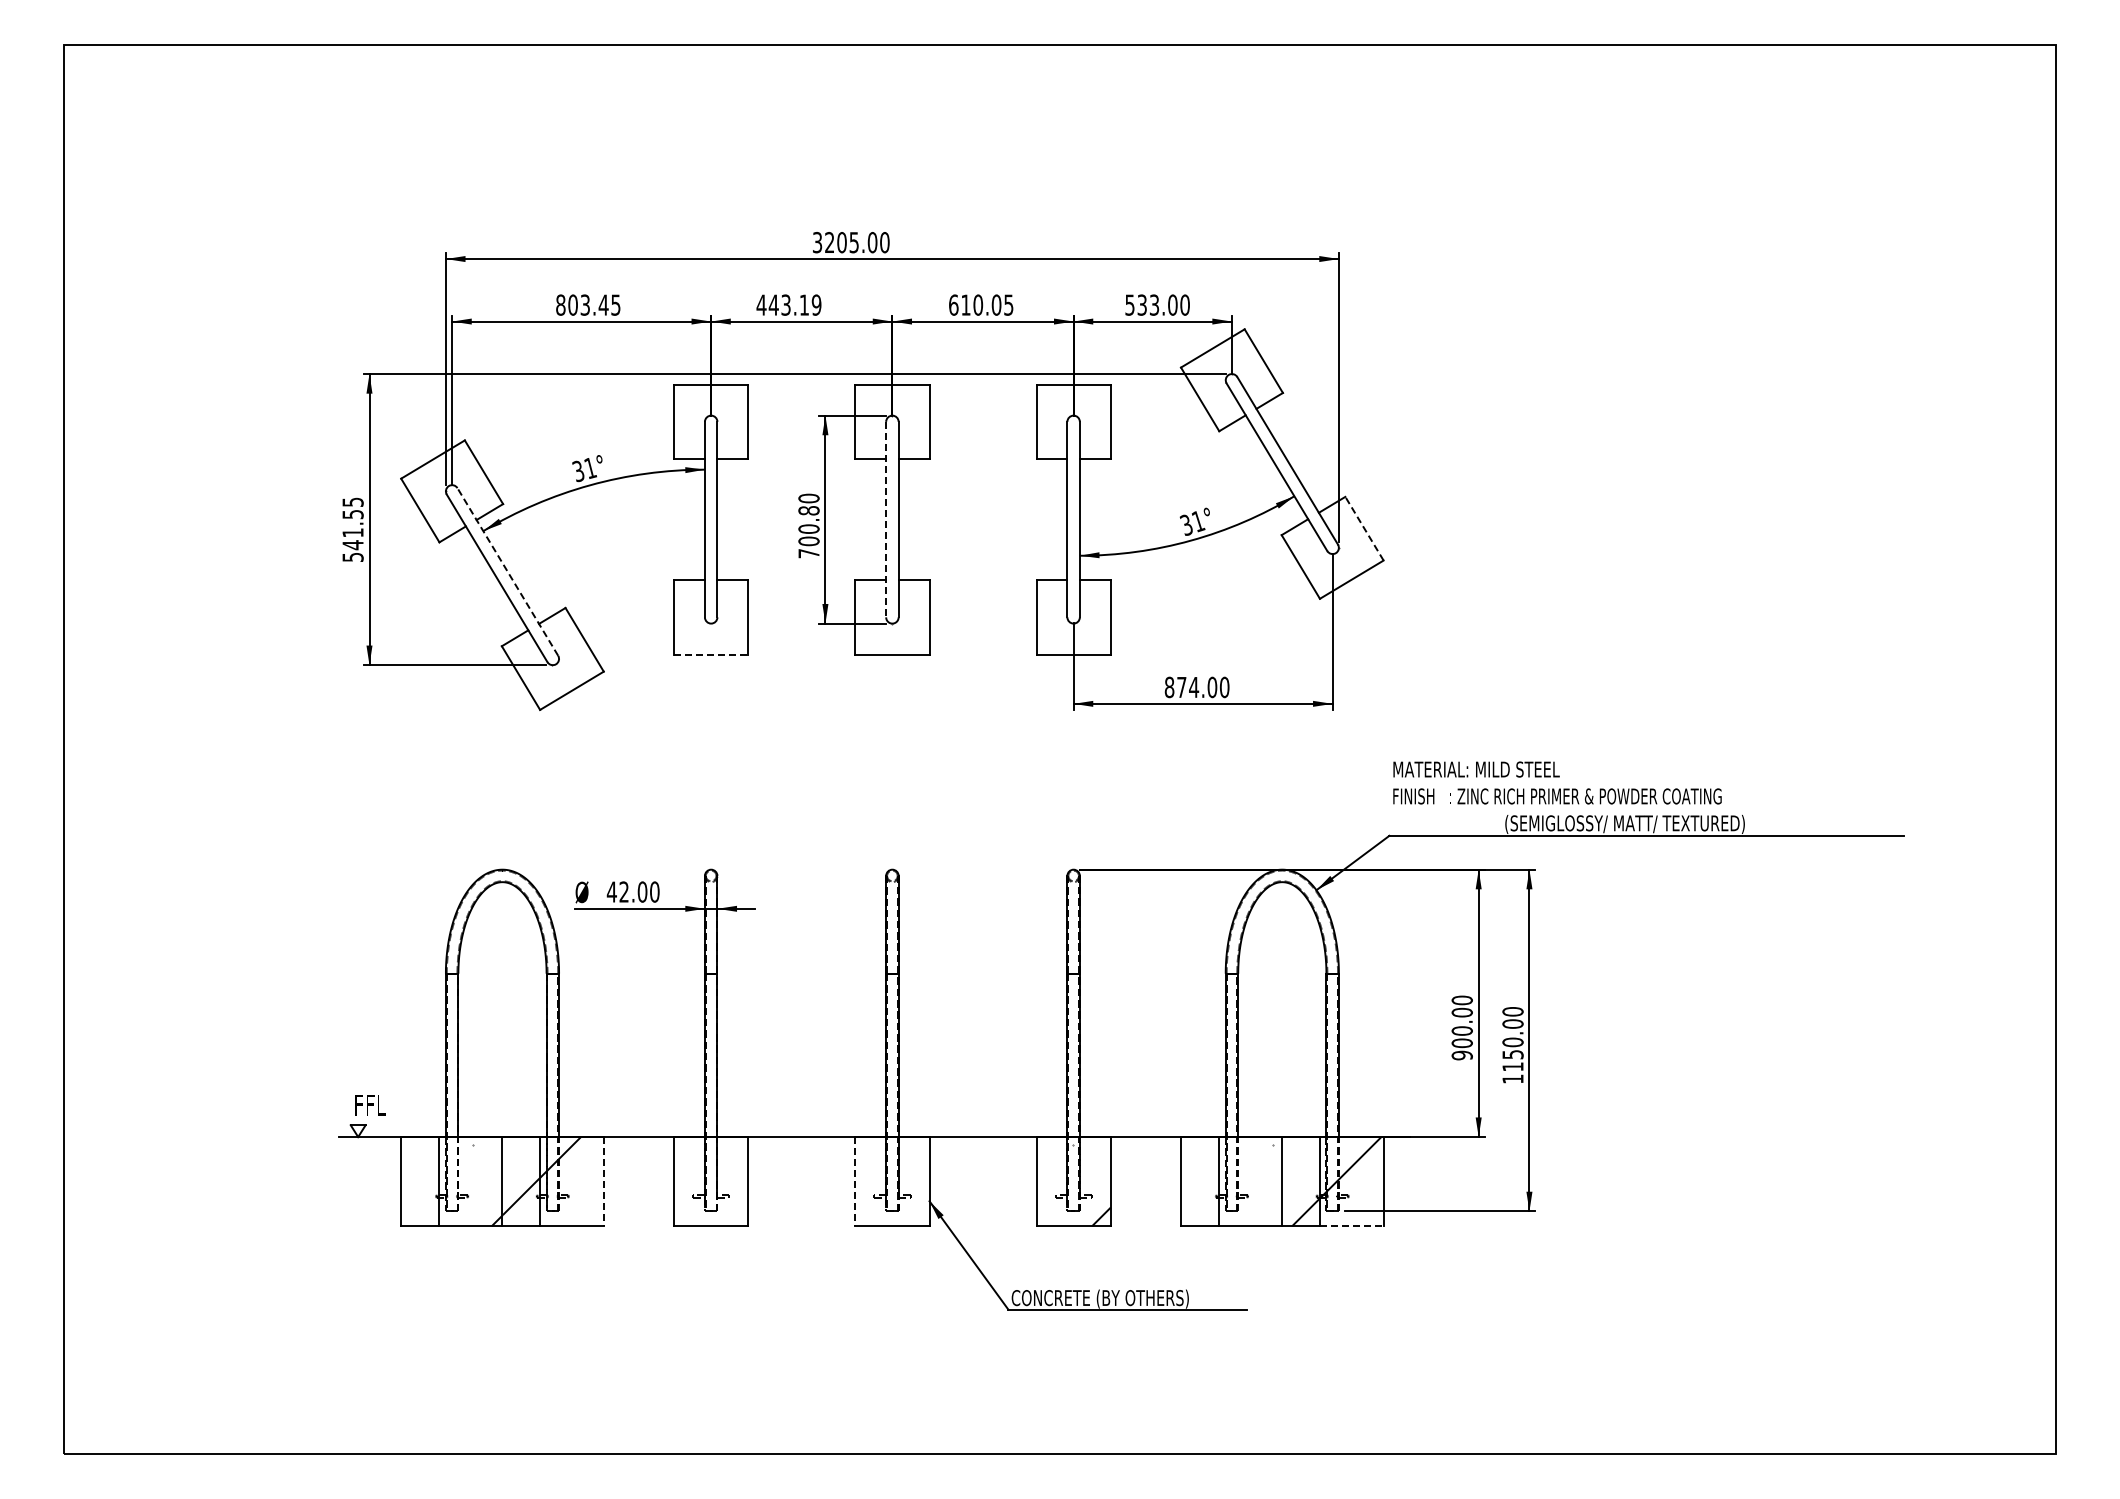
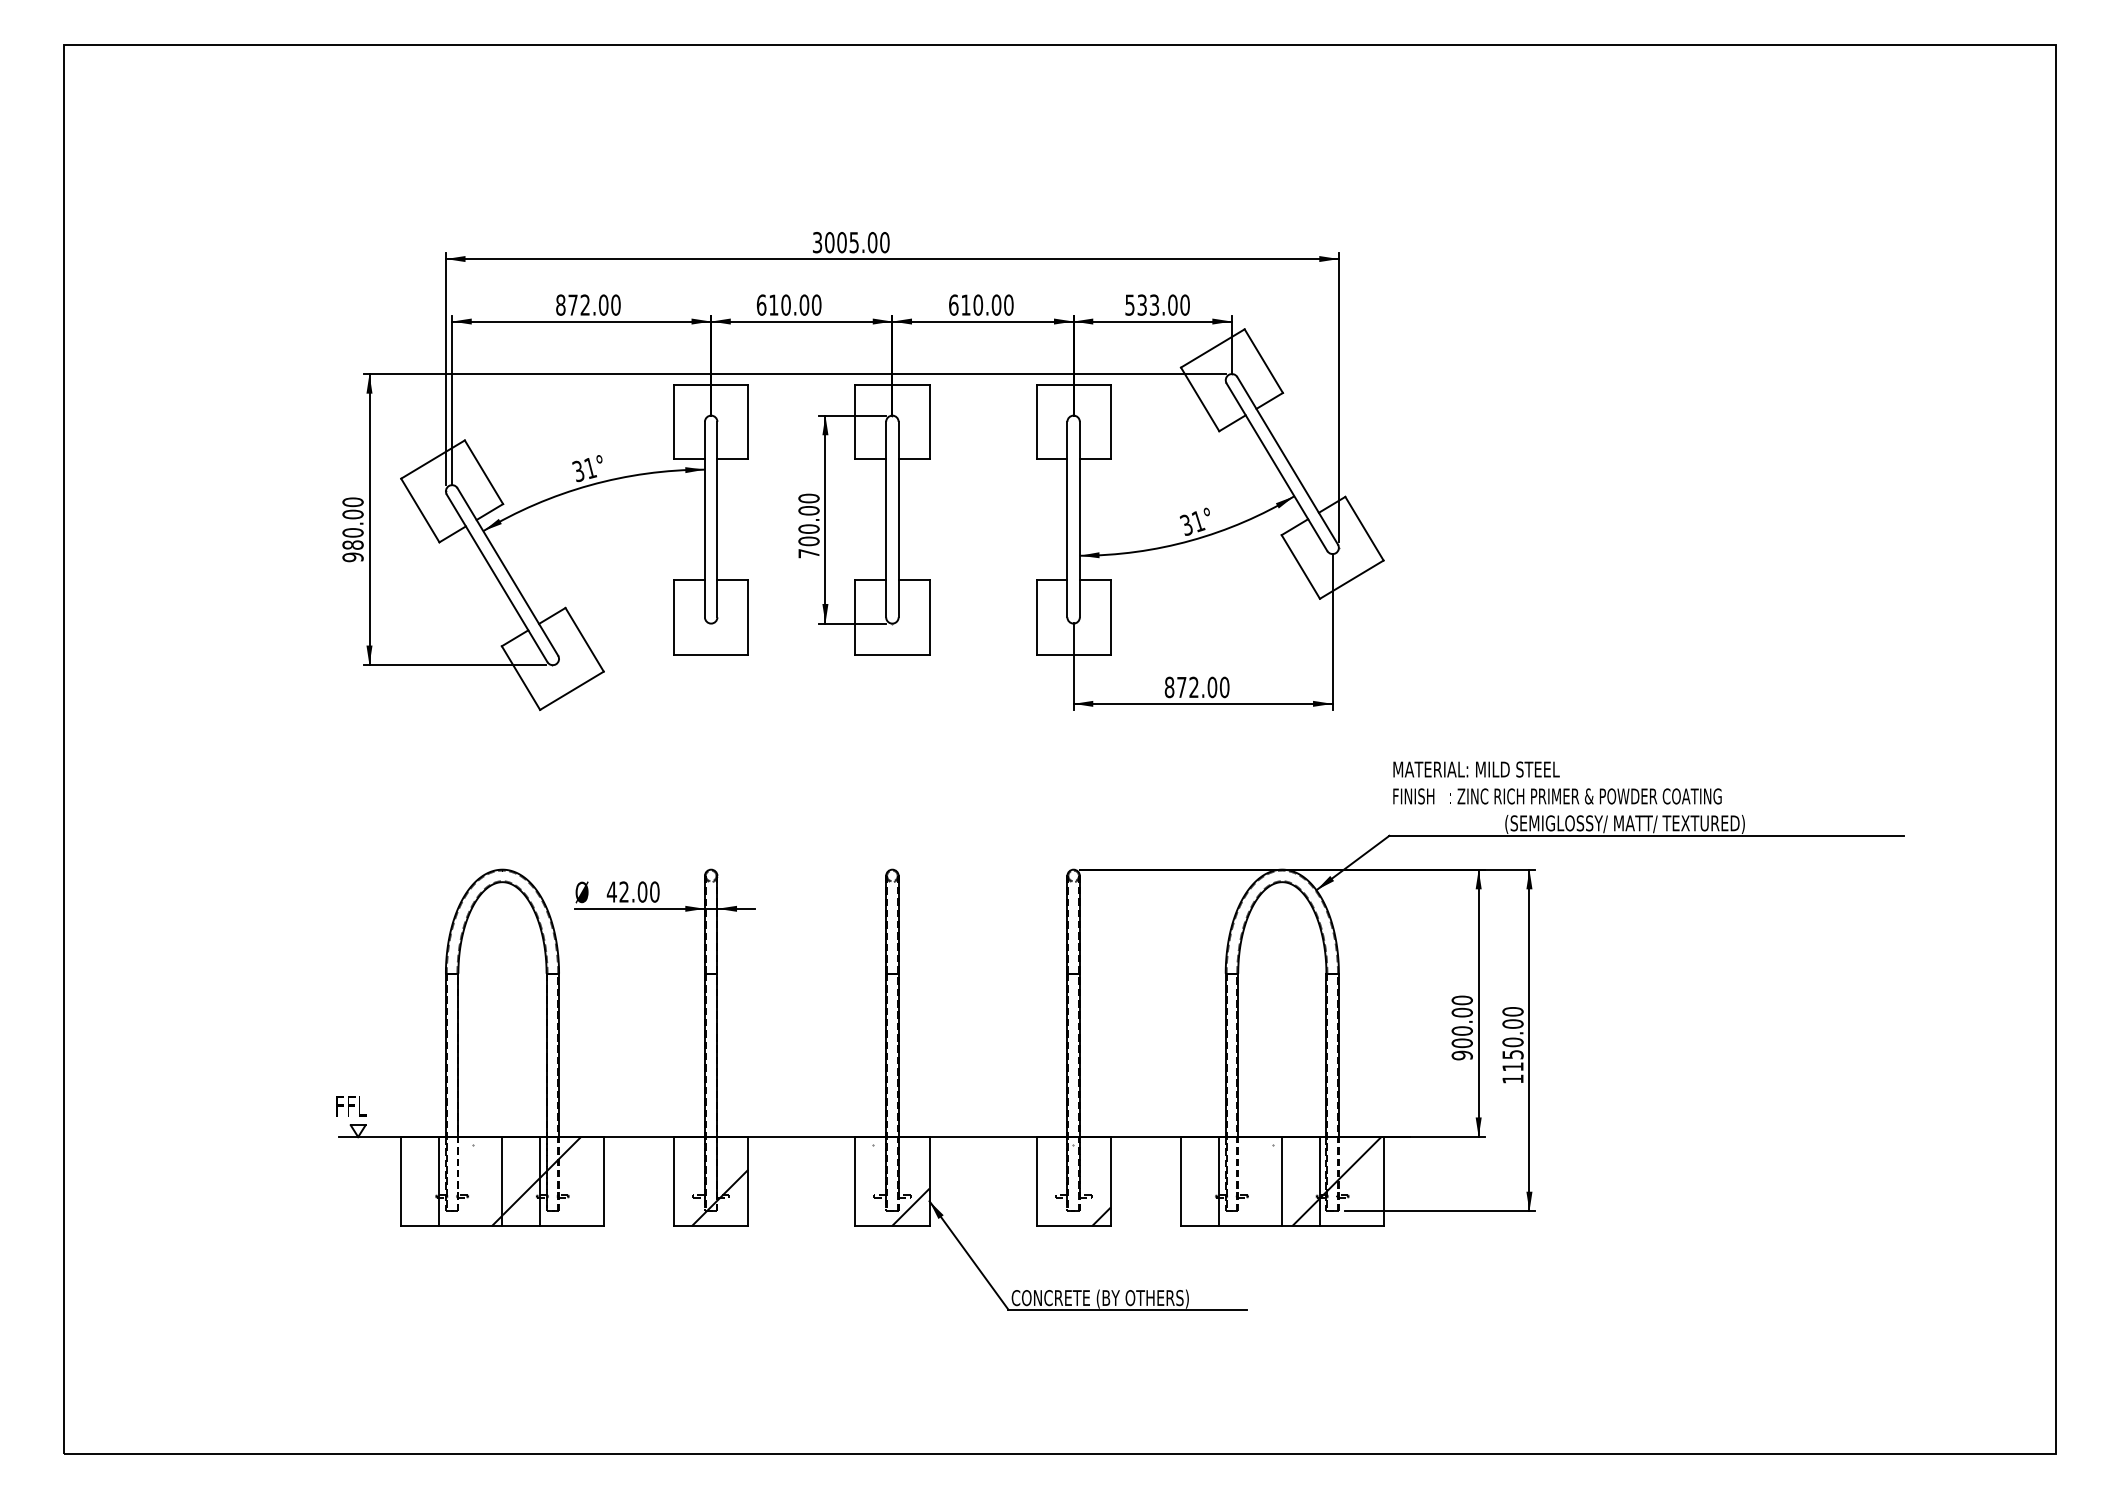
text: 3205.00 -> 3005.00 (829, 242)
text: 803.45 -> 872.00 (594, 304)
text: 443.19 -> 610.00 (788, 304)
text: 610.05 -> 610.00 (1008, 304)
text: 700.80 -> 700.00 (808, 510)
line: dashed -> solid (886, 519)
line: dashed -> solid (1364, 528)
text: 541.55 -> 980.00 (352, 529)
line: dashed -> solid (507, 571)
line: dashed -> solid (711, 654)
text: 874.00 -> 872.00 (1194, 686)
text position: (370, 1105) -> (351, 1106) (351, 1106)
line: dashed -> solid (603, 1181)
line: dashed -> solid (855, 1181)
hatch: none -> present (901, 1185)
hatch: none -> present (719, 1197)
line: dashed -> solid (1351, 1226)
